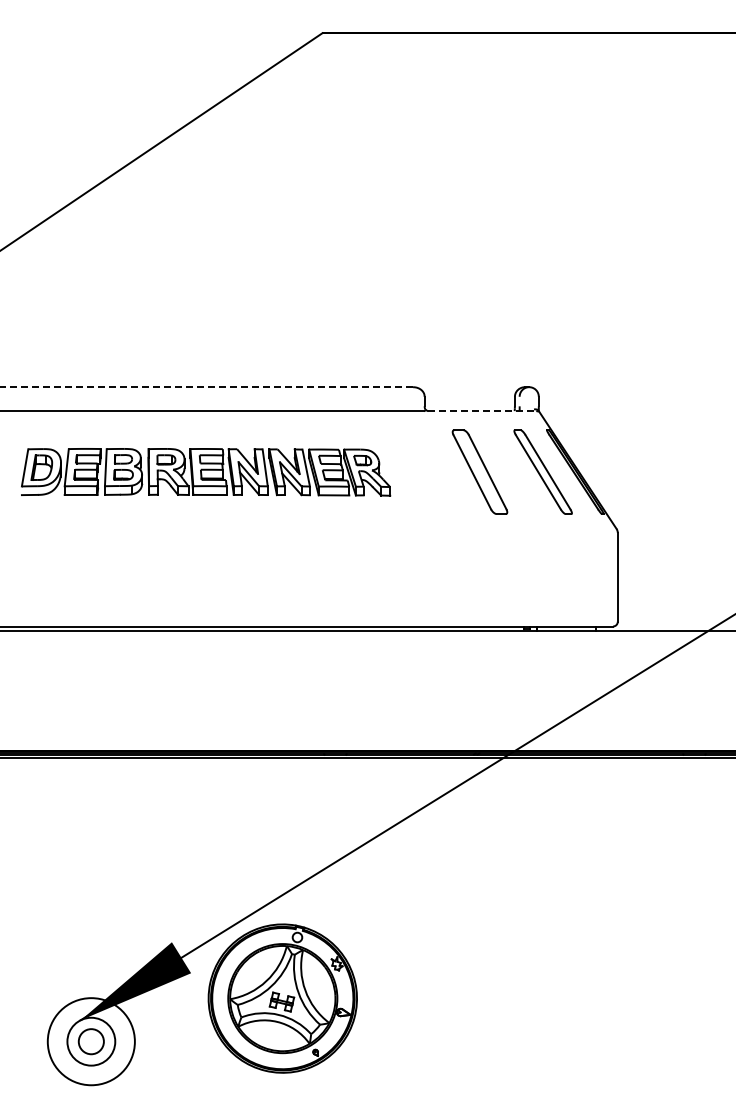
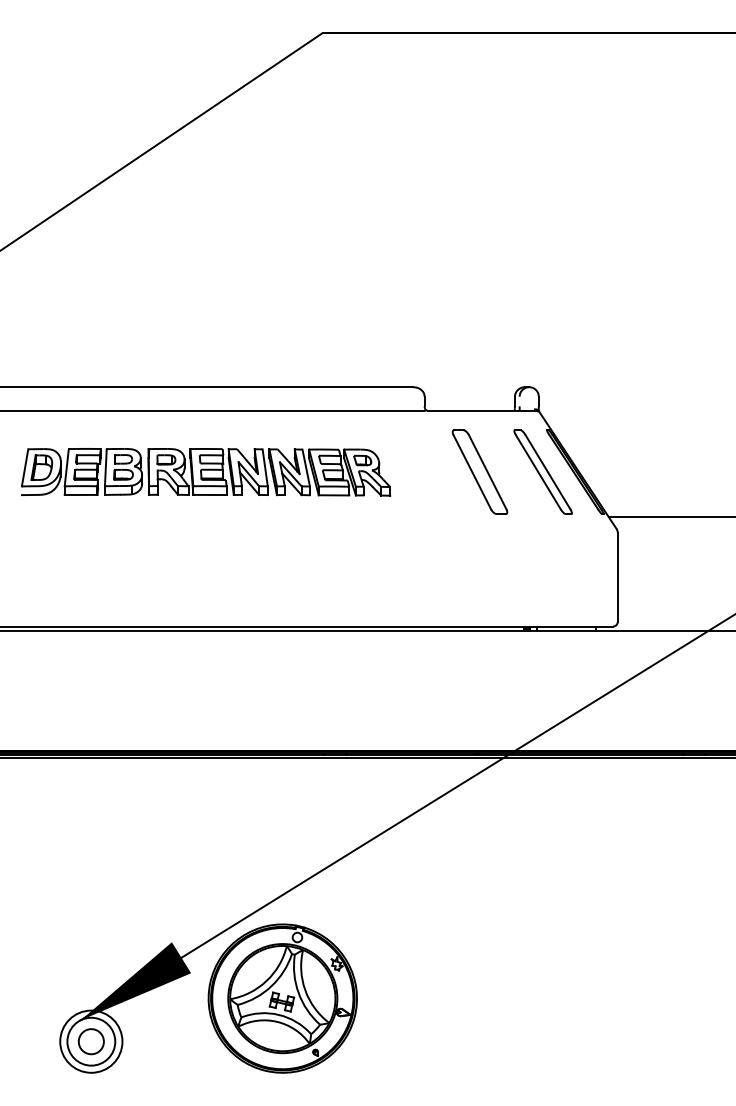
line: dashed -> solid (206, 387)
line: dashed -> solid (482, 411)
line: none -> present (670, 517)
circle diameter: 87 px -> 62 px (91, 1041)
